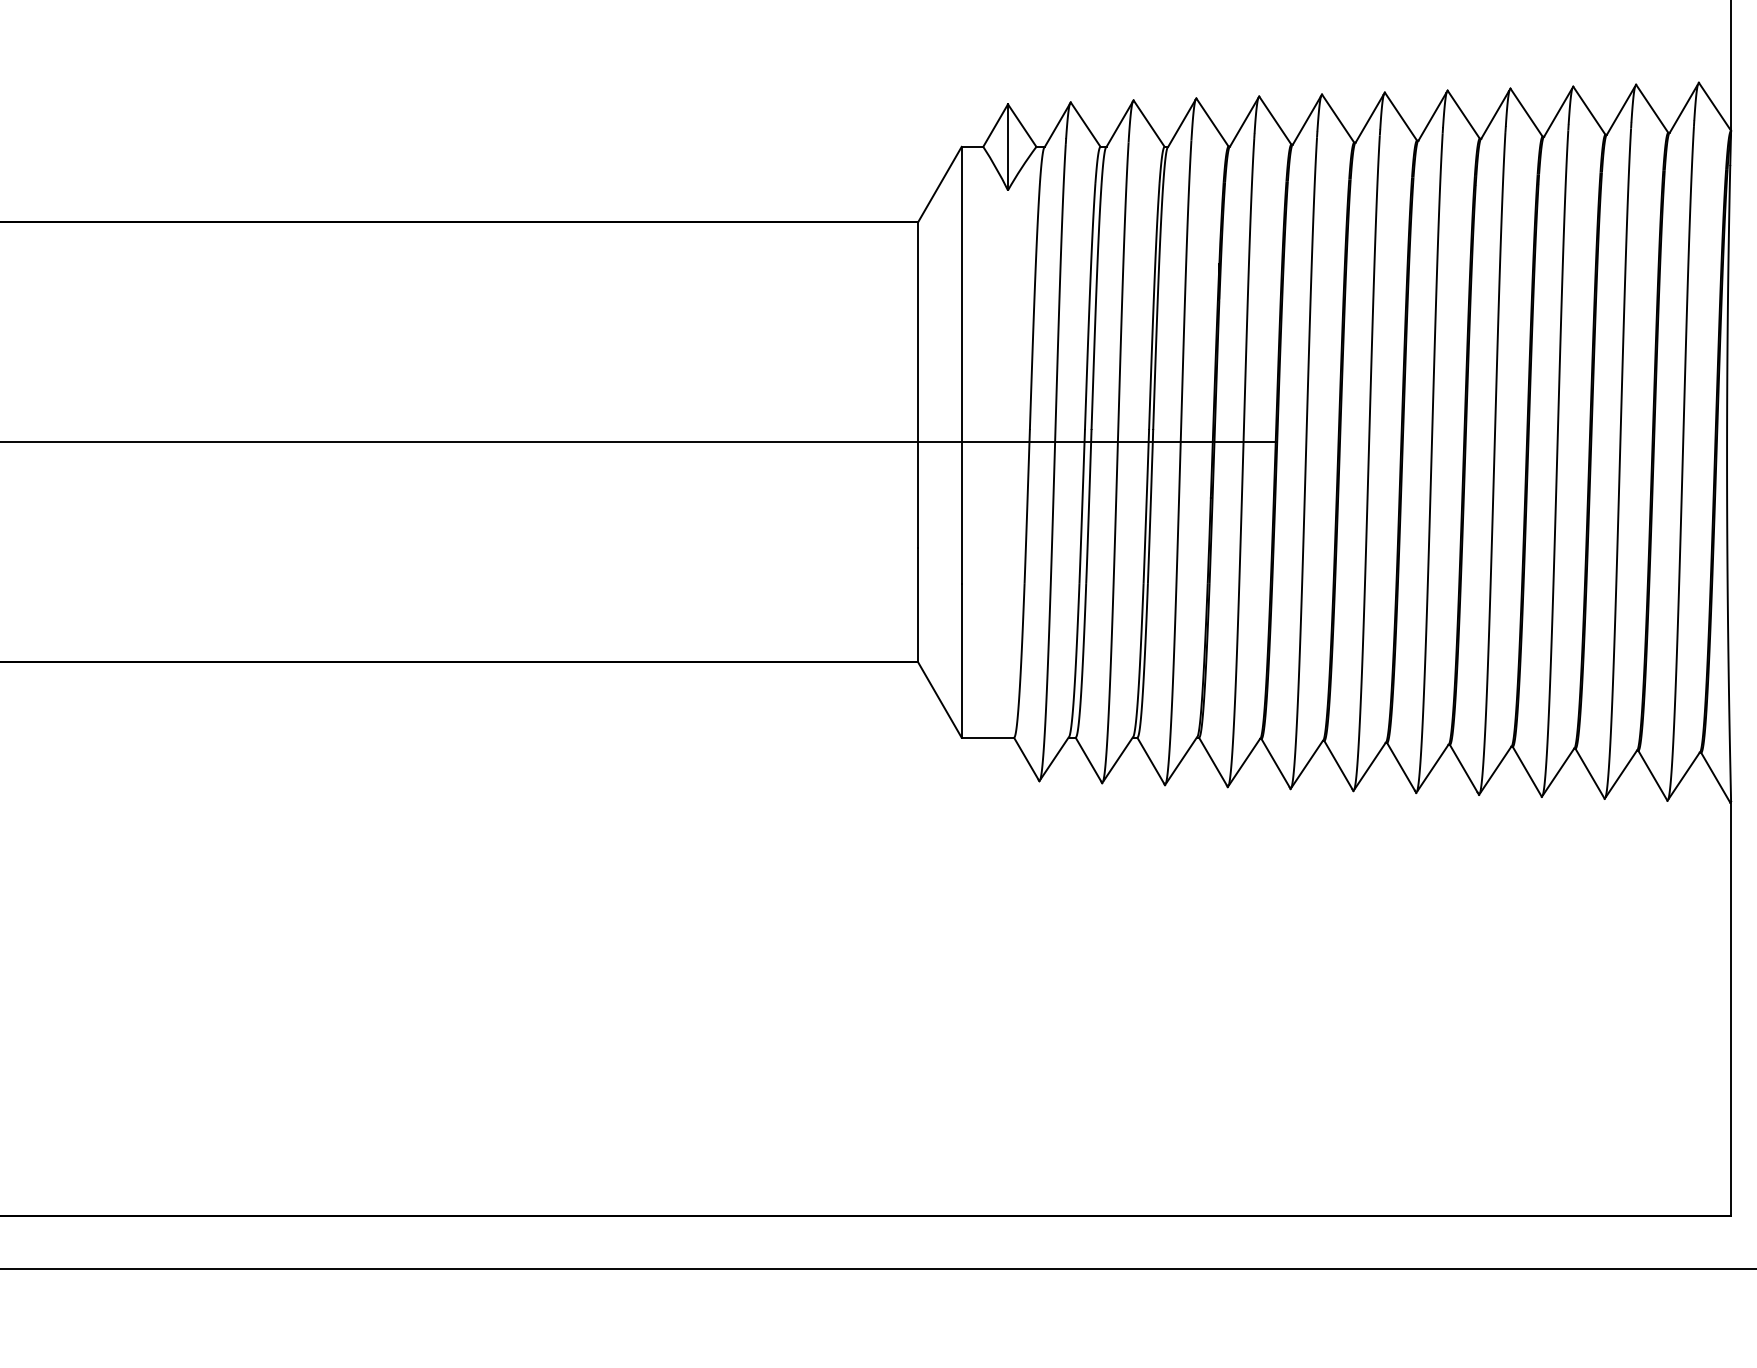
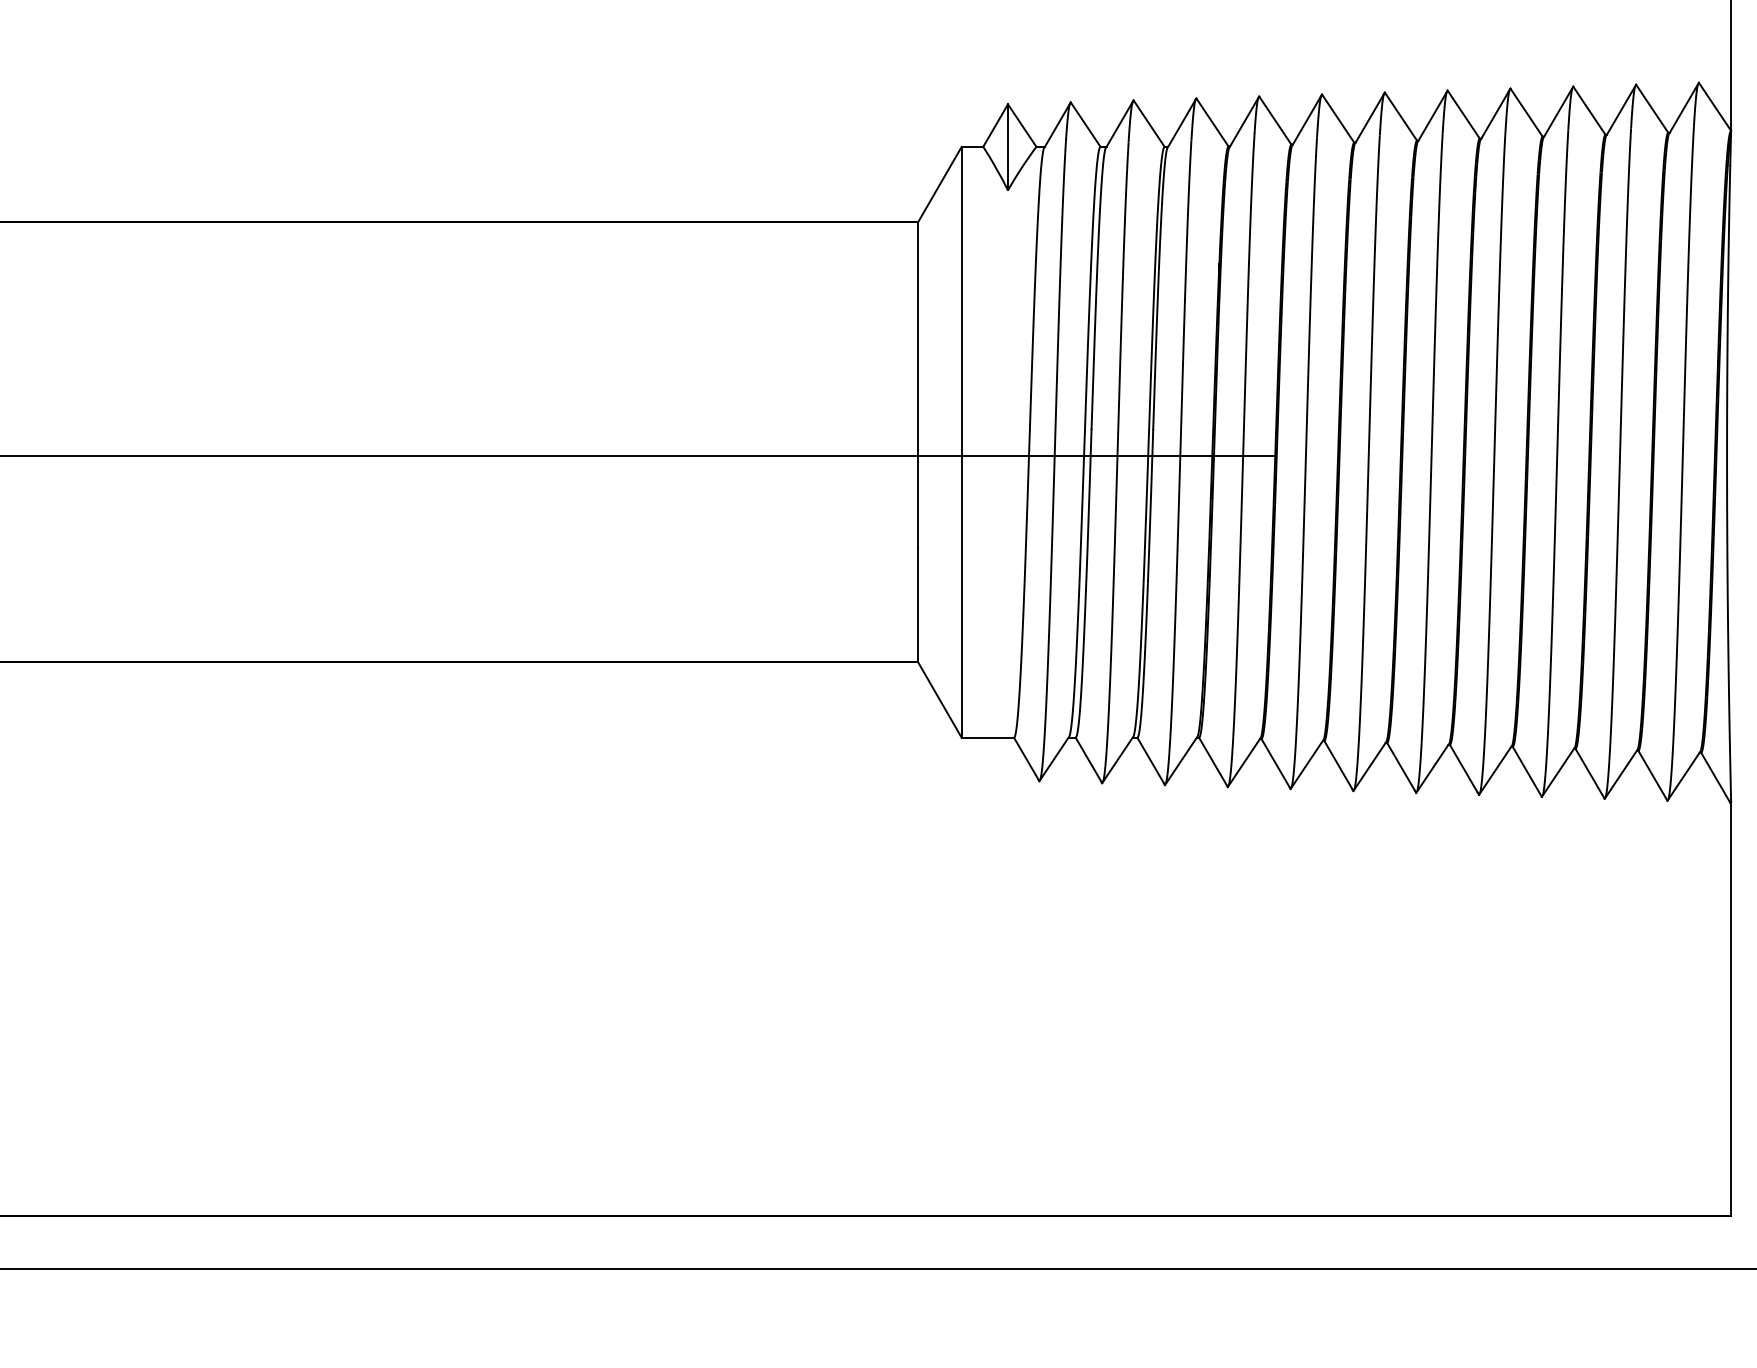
line position: (639, 442) -> (639, 456) (639, 456)
